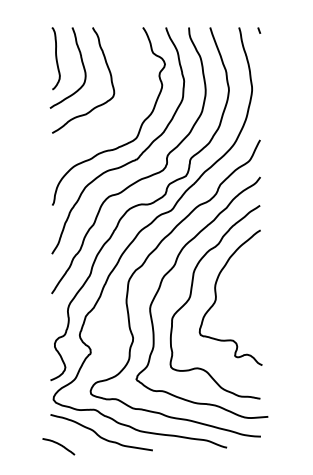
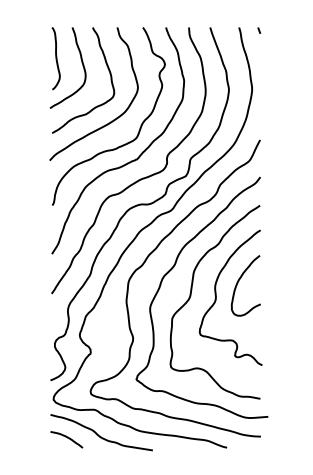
curve: none -> present (108, 122)
curve: none -> present (239, 281)
curve position: (59, 445) -> (67, 438) (67, 438)
